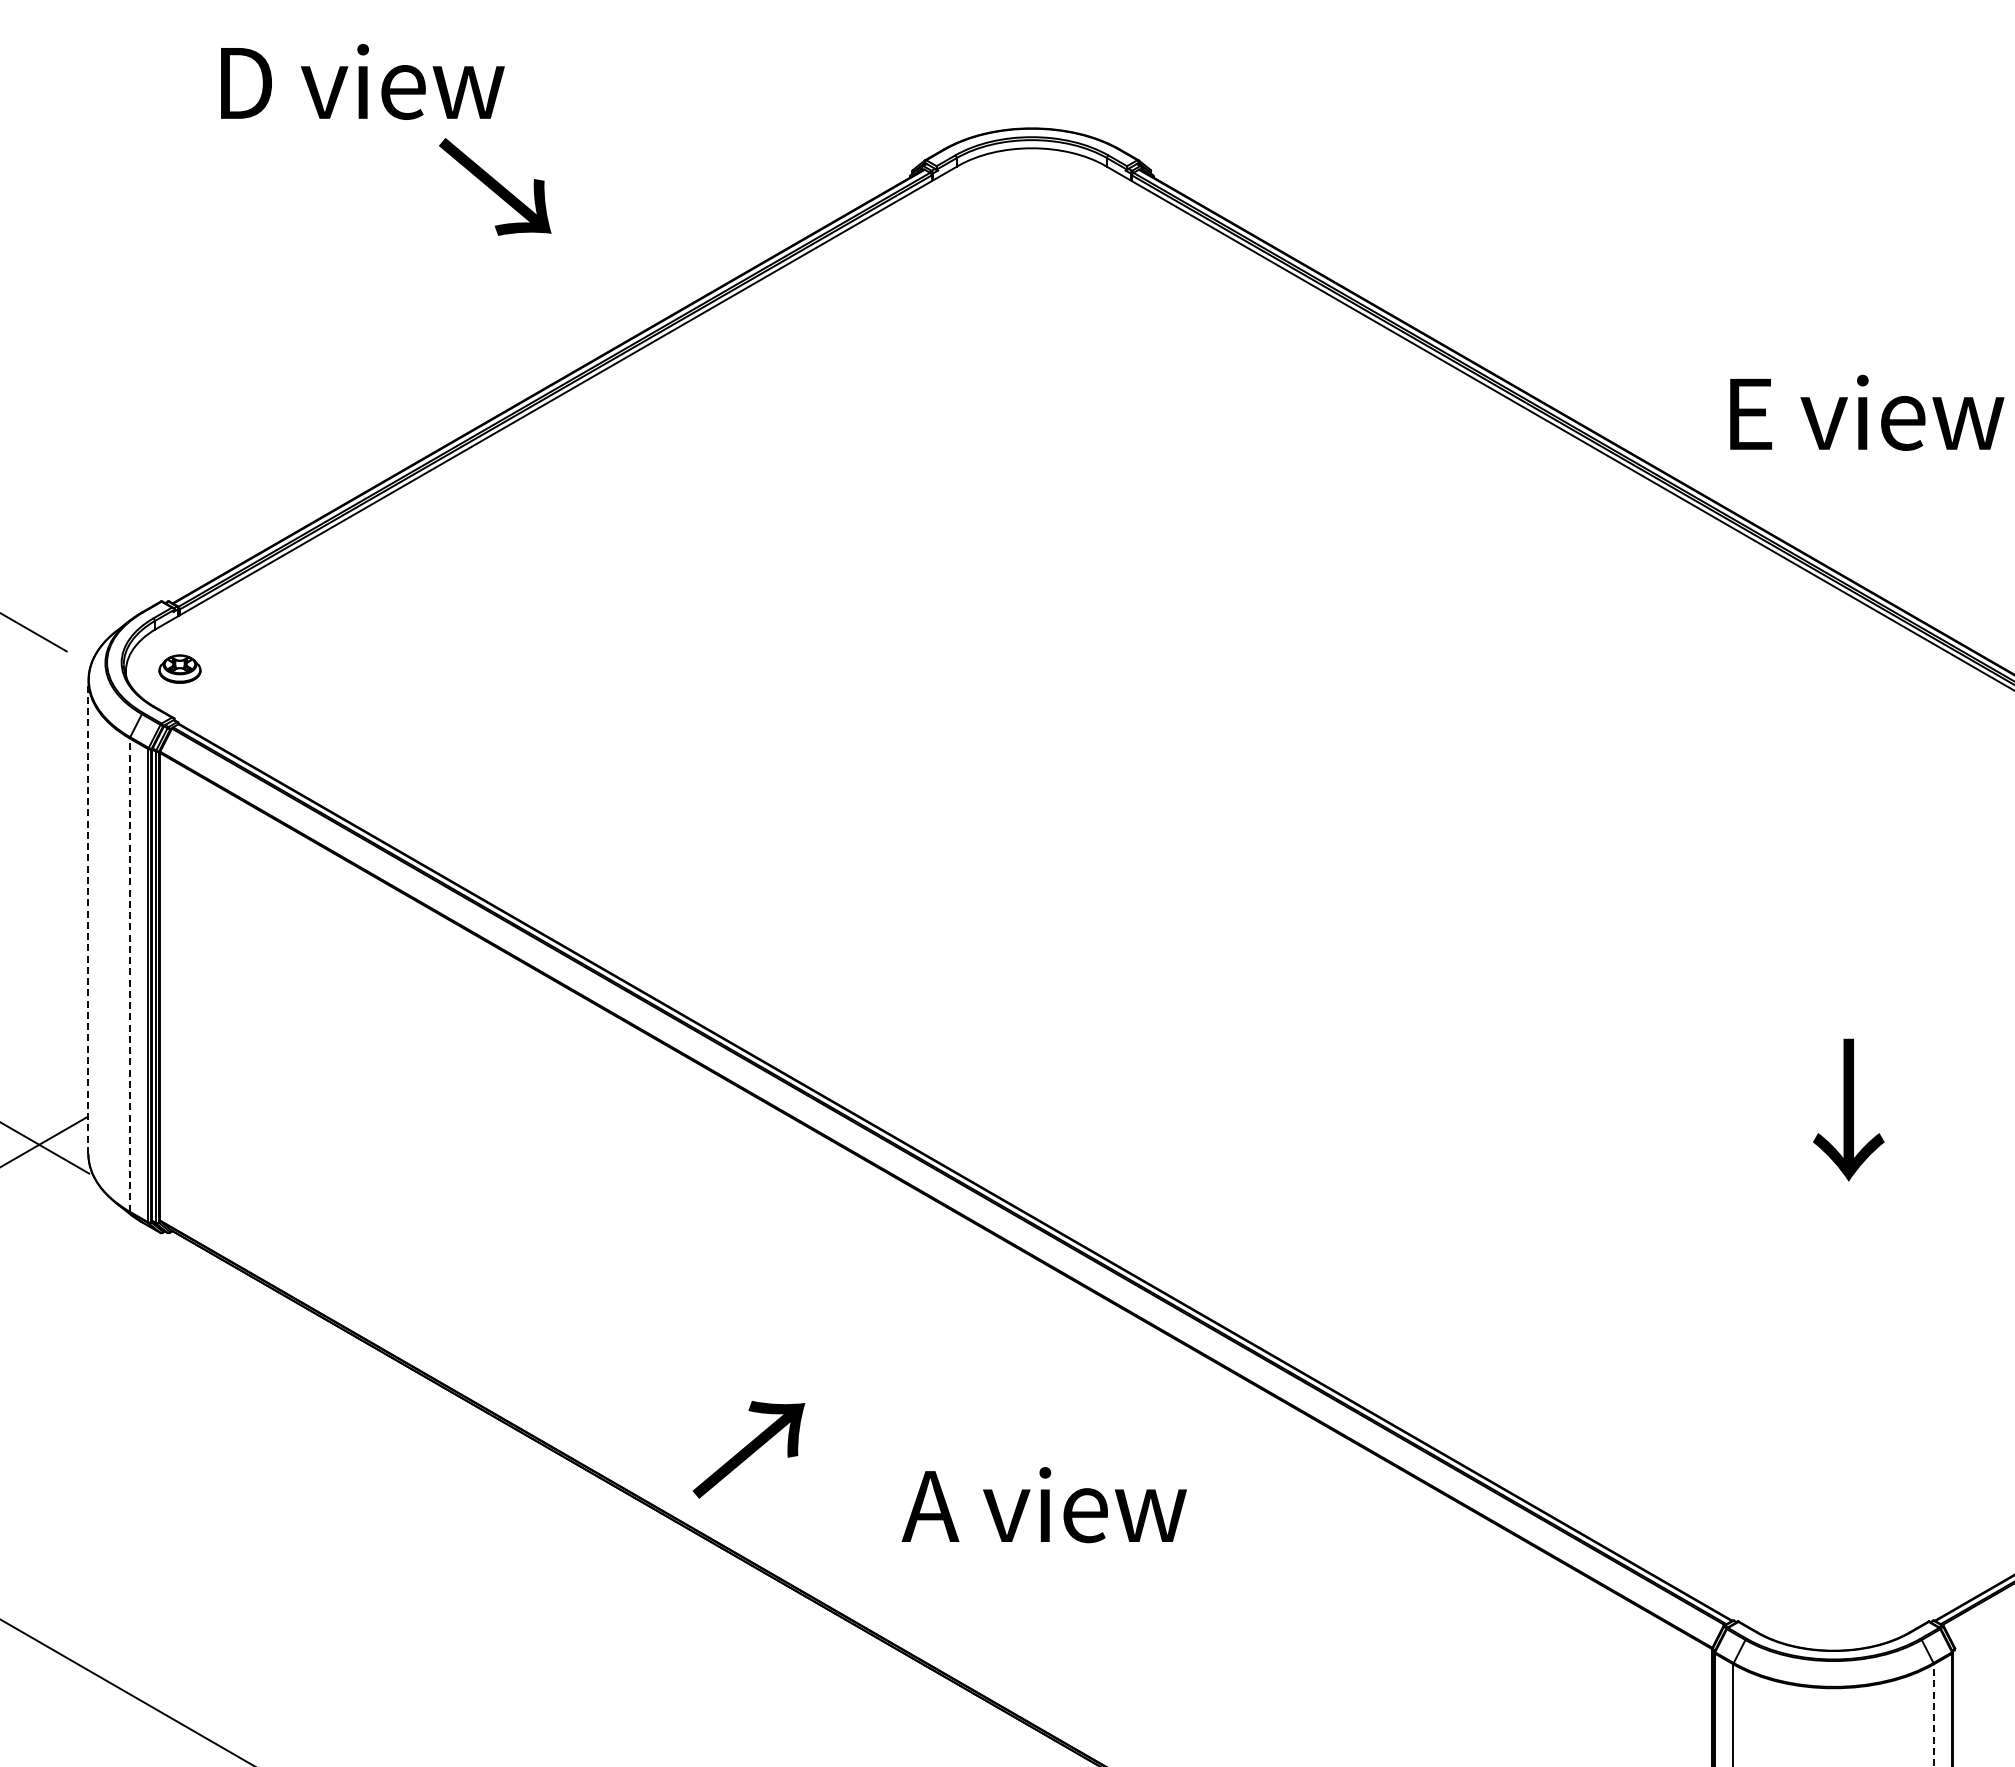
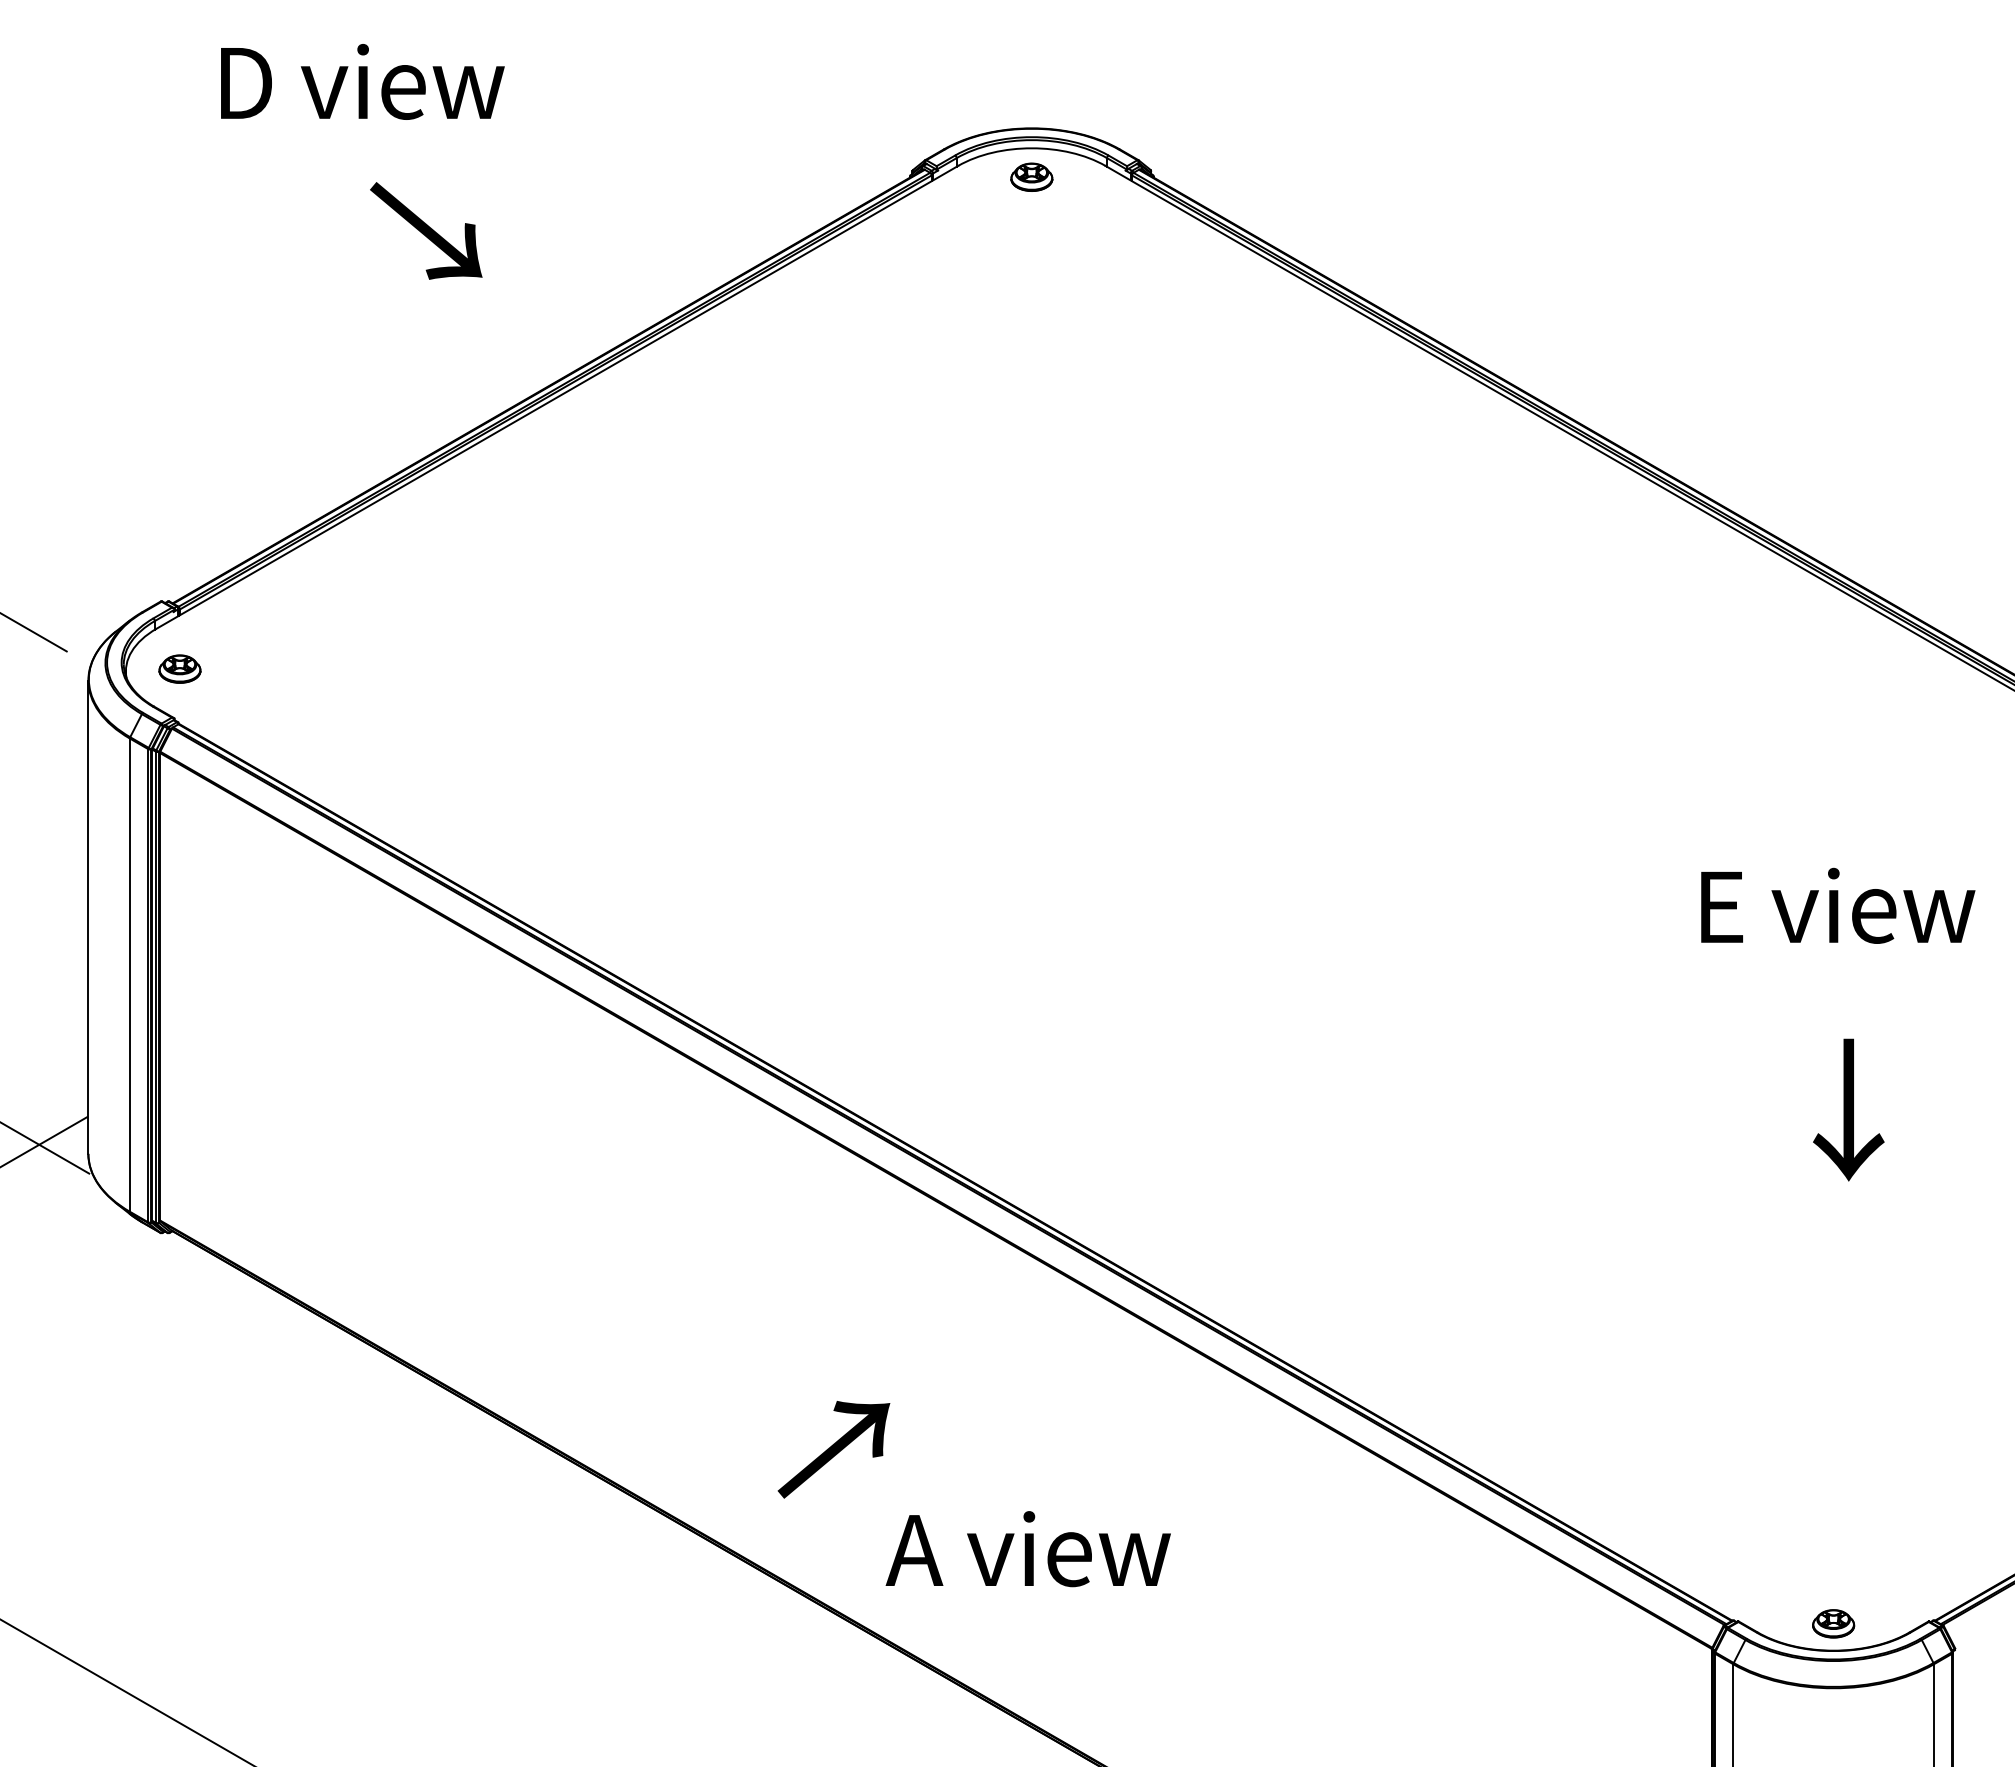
part: none -> present (1031, 176)
text position: (495, 186) -> (426, 230) (426, 230)
text position: (1867, 412) -> (1838, 905) (1838, 905)
line: dashed -> solid (88, 917)
line: dashed -> solid (129, 975)
text position: (748, 1449) -> (833, 1449) (833, 1449)
text position: (1043, 1505) -> (1027, 1549) (1027, 1549)
part: none -> present (1833, 1623)
line: dashed -> solid (1933, 1715)
